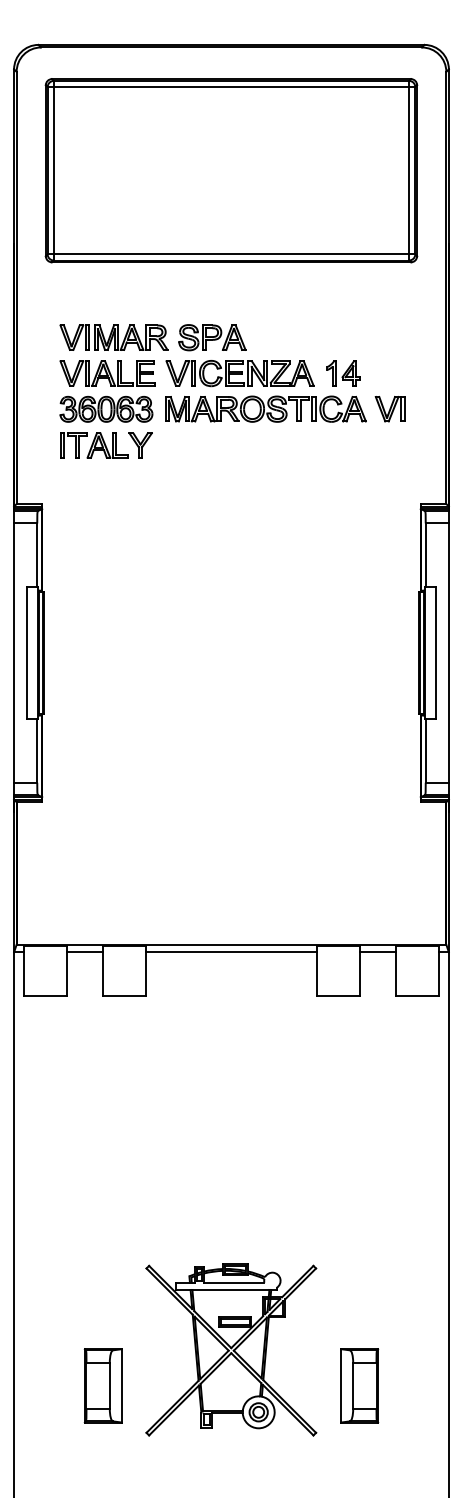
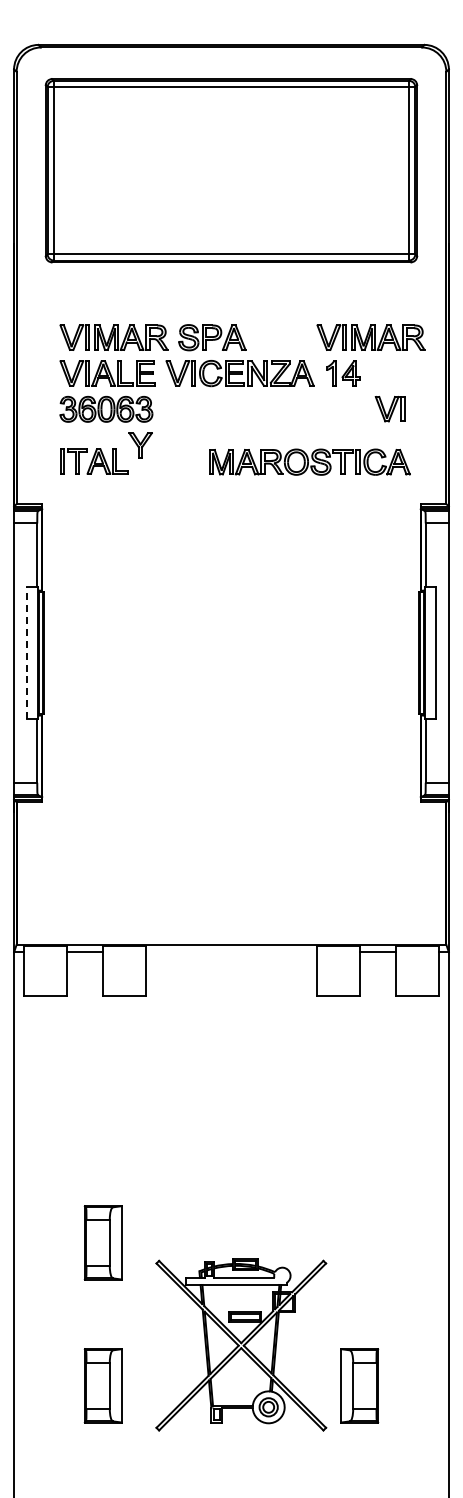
part: none -> present (370, 337)
part position: (265, 408) -> (309, 461) (309, 461)
part position: (94, 445) -> (94, 461) (94, 461)
line: solid -> dashed (27, 653)
line: present -> none (231, 952)
part: none -> present (102, 1242)
part position: (231, 1349) -> (241, 1344) (241, 1344)
